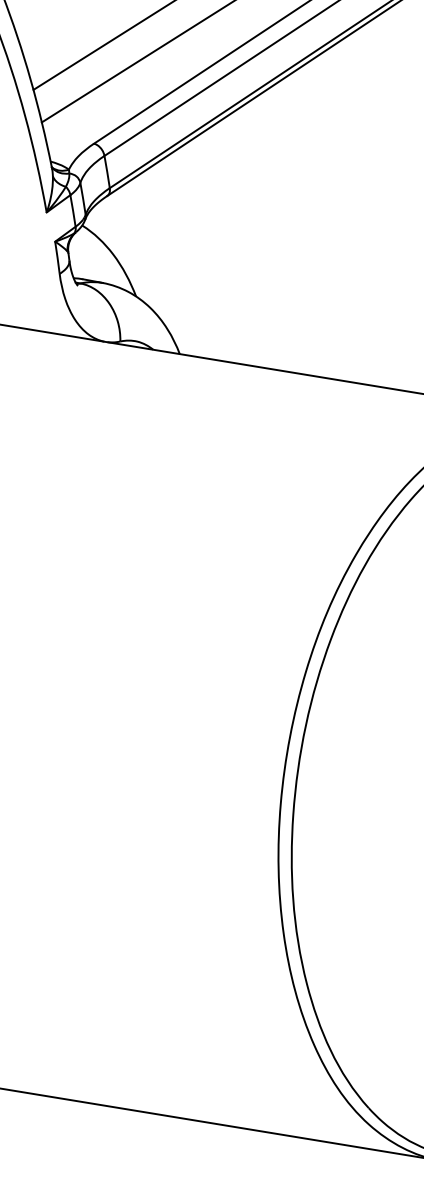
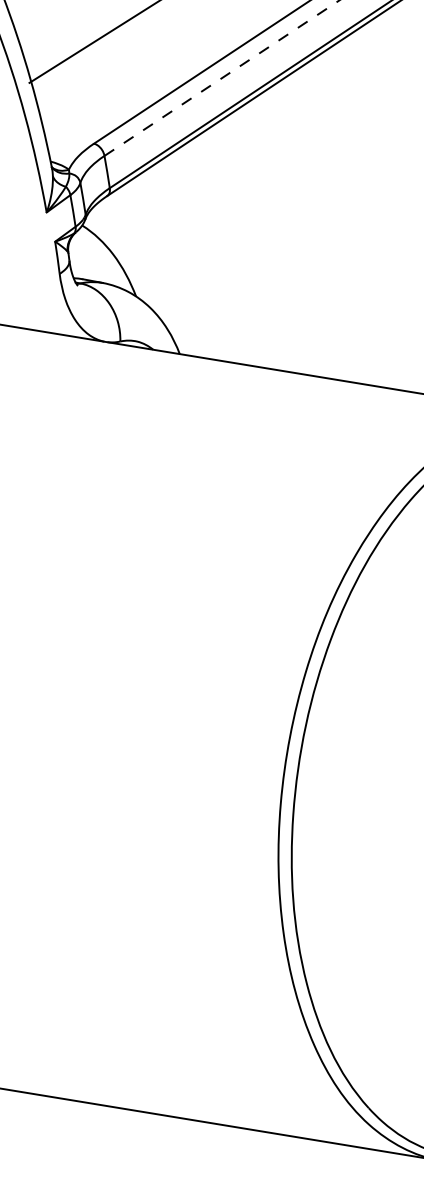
line position: (102, 45) -> (93, 42) (93, 42)
line: present -> none (136, 62)
line: solid -> dashed (221, 78)
